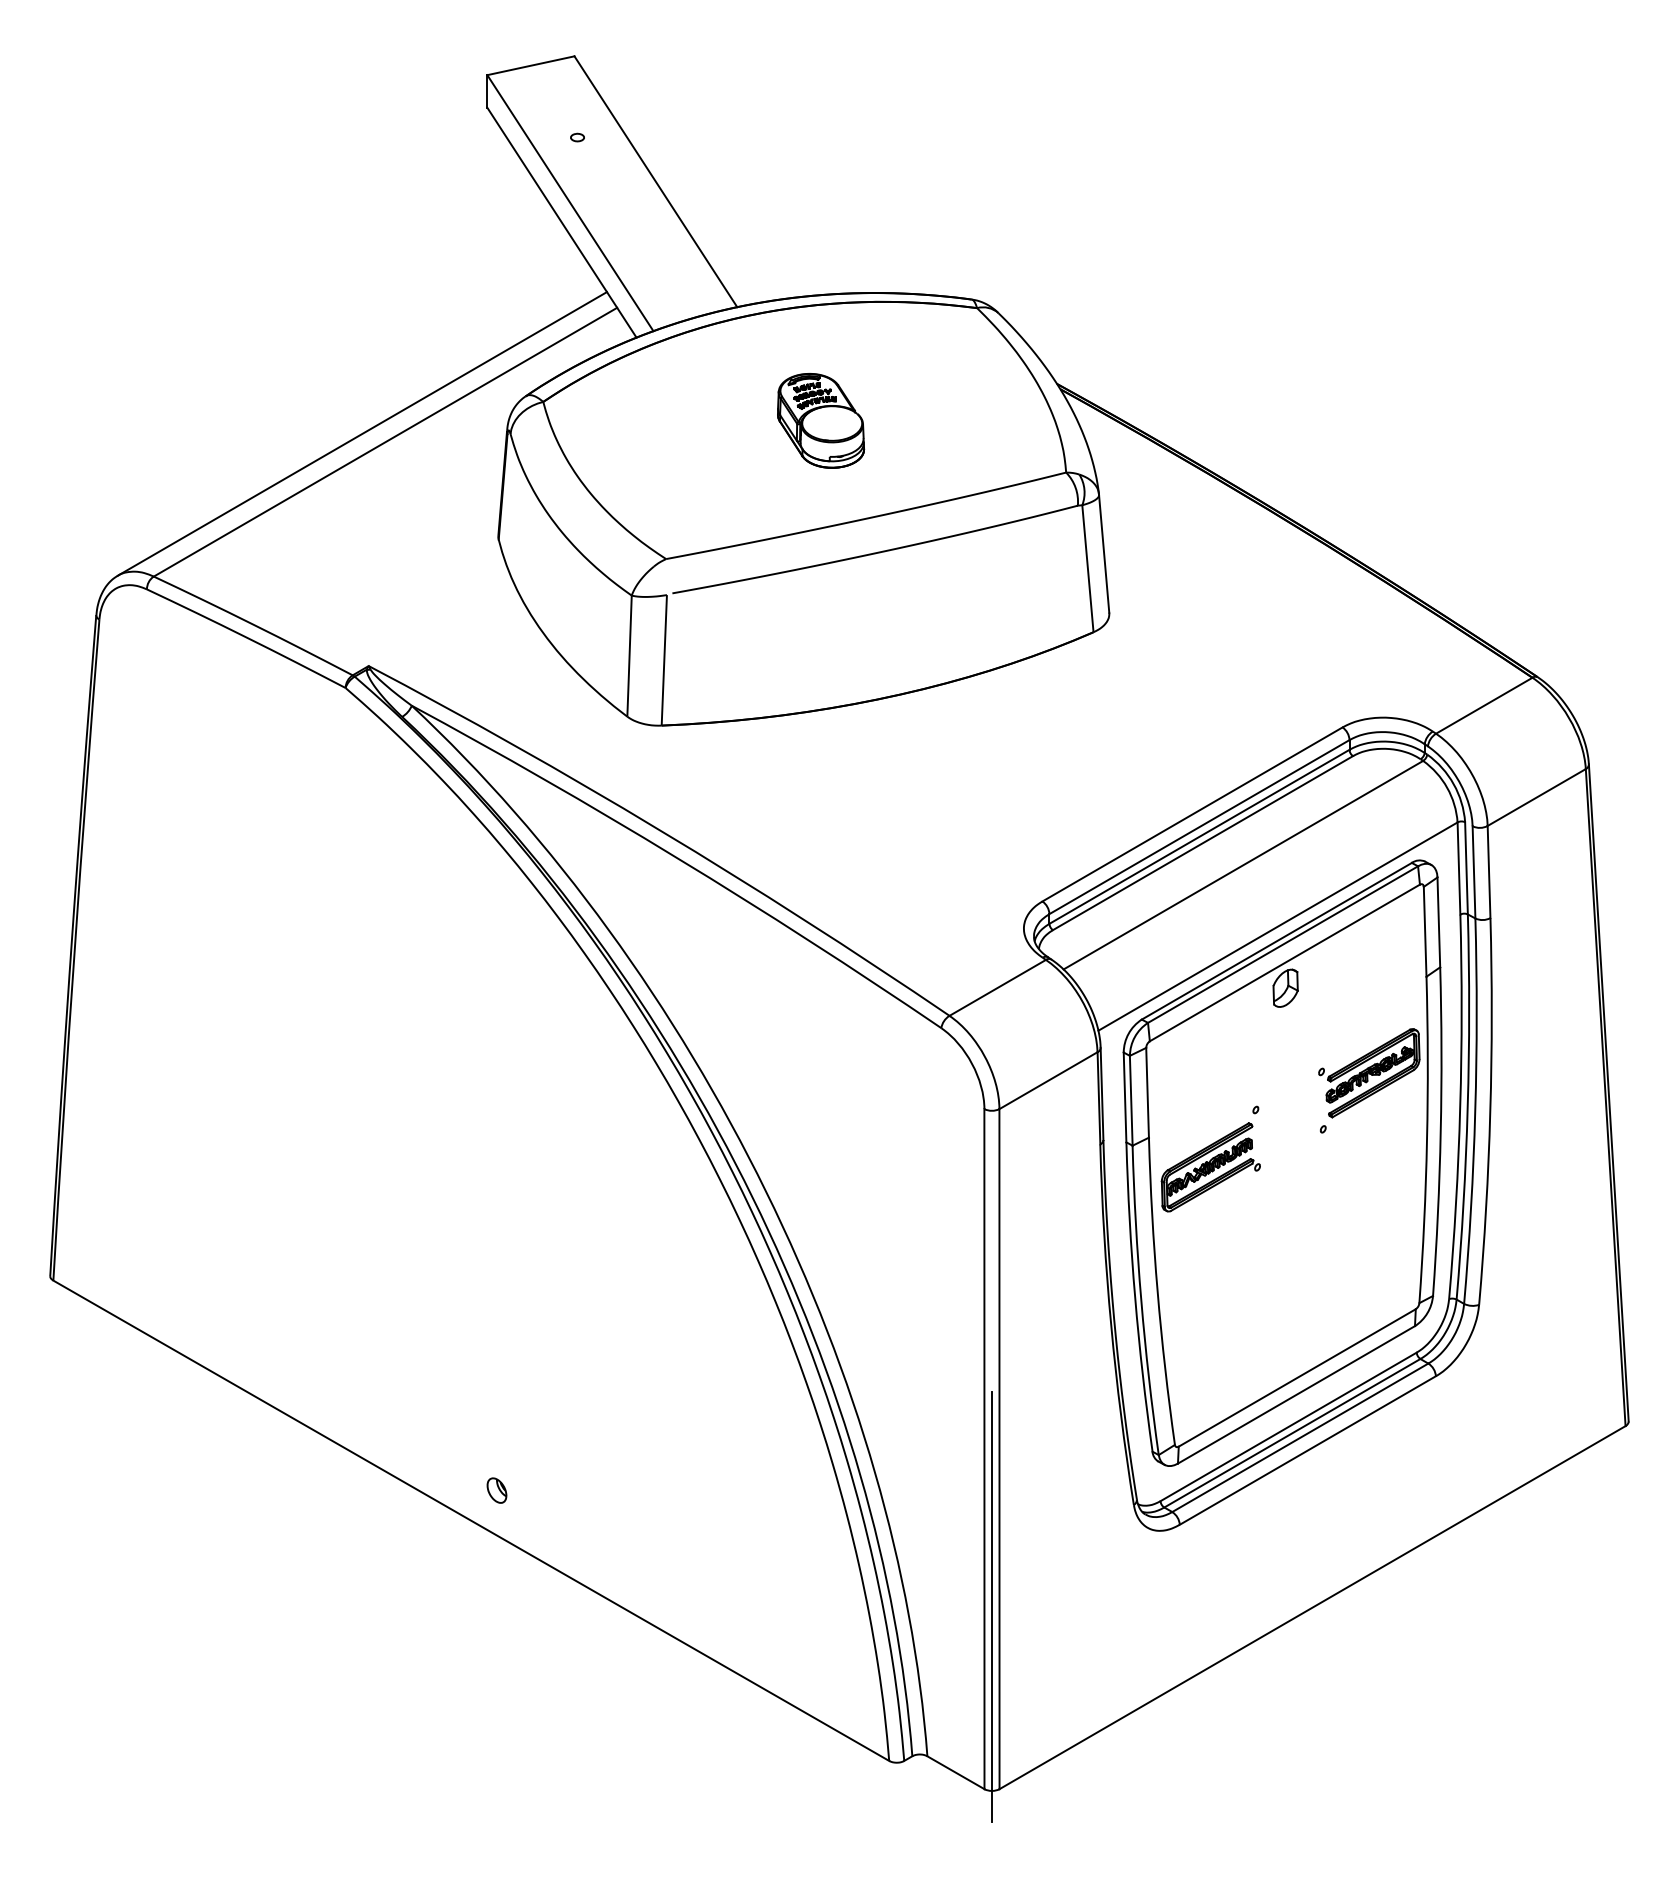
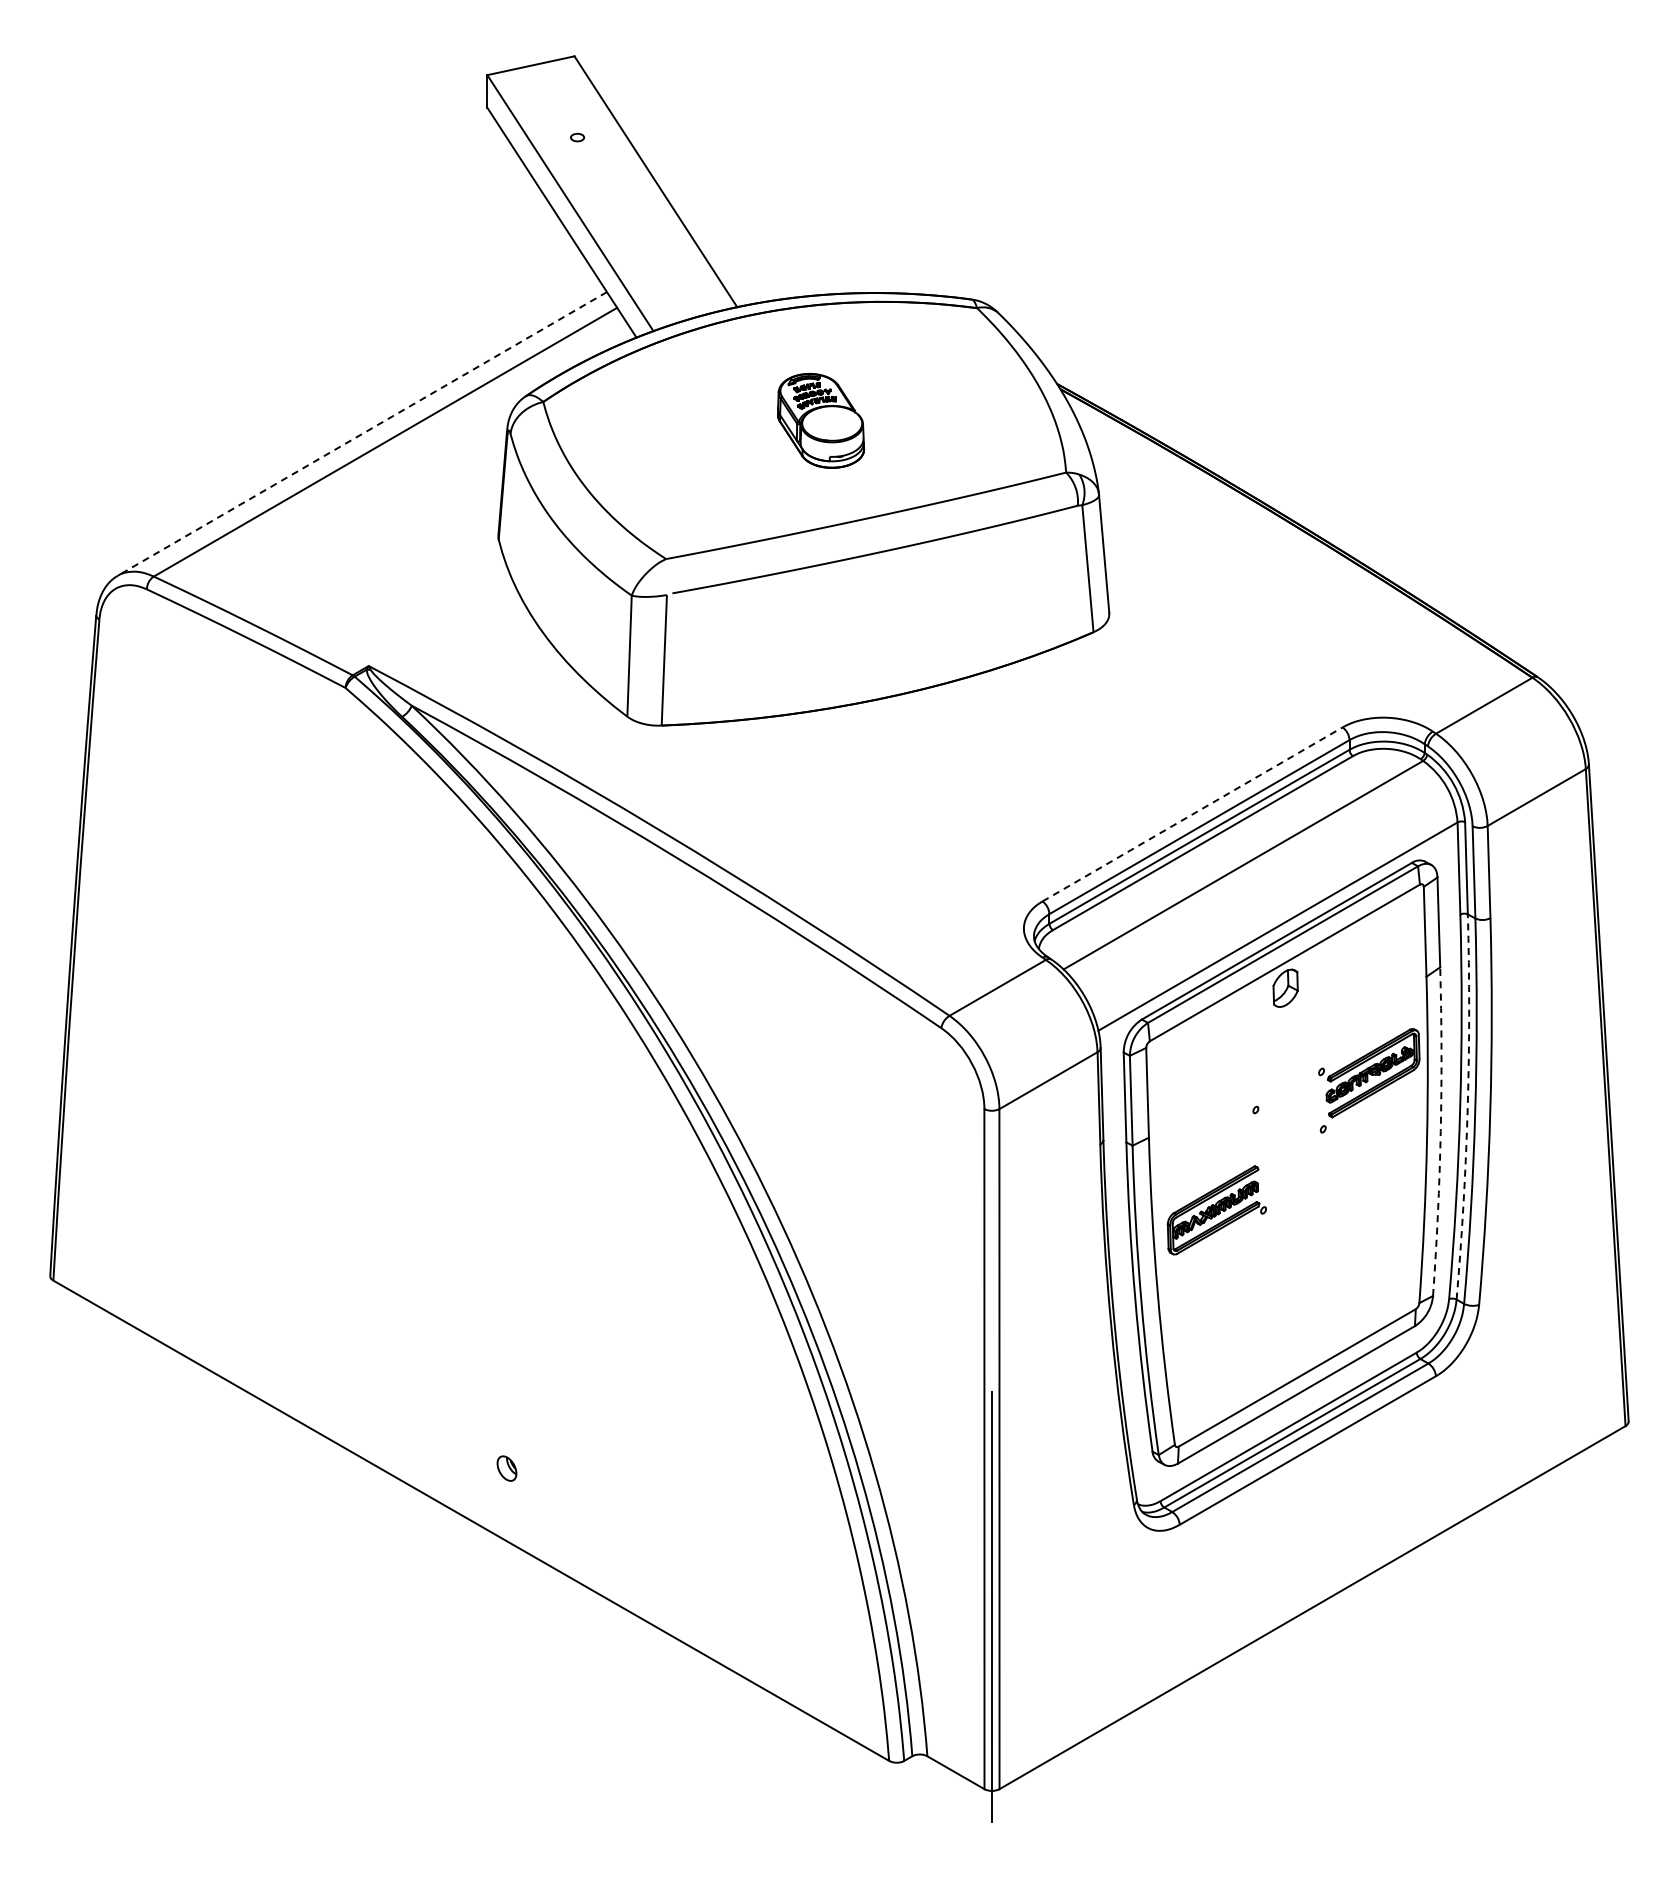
line: solid -> dashed (362, 433)
line: solid -> dashed (1192, 814)
arc: solid -> dashed (1467, 1107)
arc: solid -> dashed (1440, 1131)
part position: (1210, 1167) -> (1216, 1210) (1216, 1210)
part position: (496, 1490) -> (506, 1468) (506, 1468)
